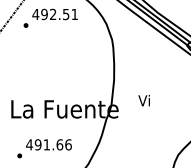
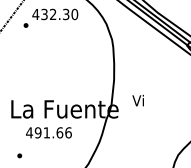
text: 492.51 -> 432.30 (59, 14)
text position: (143, 100) -> (137, 100) (137, 100)
text position: (48, 144) -> (48, 132) (48, 132)
